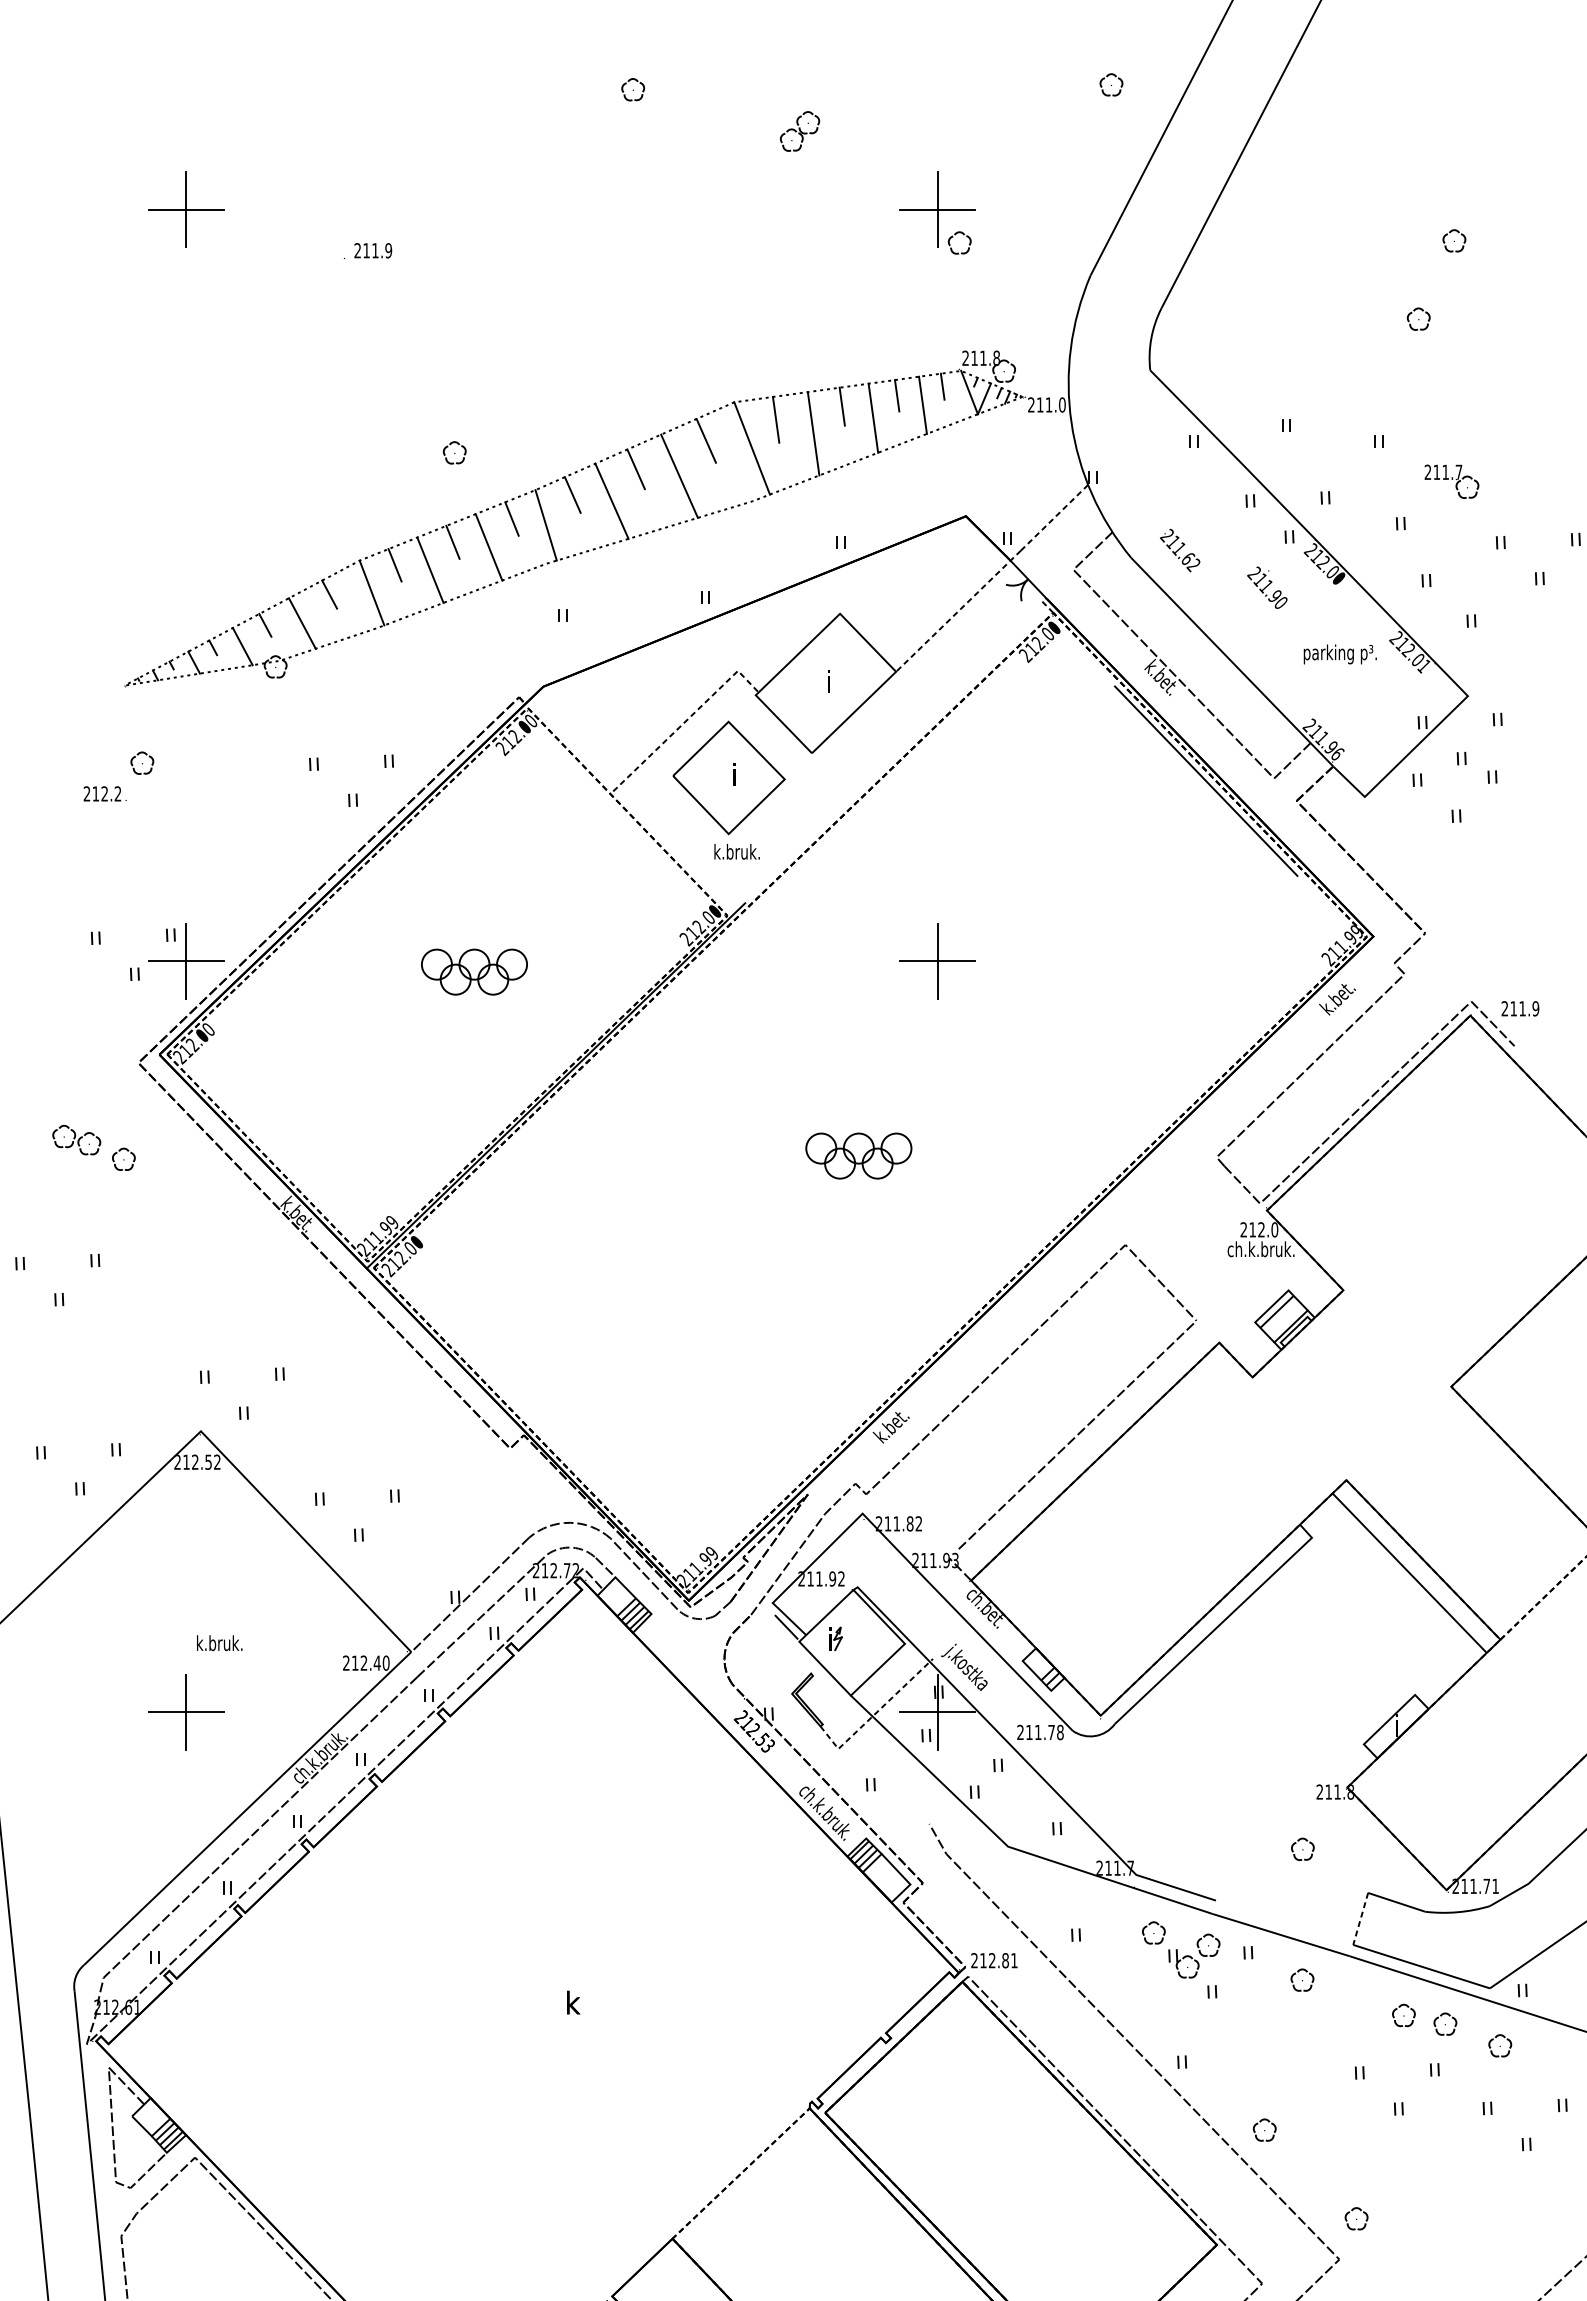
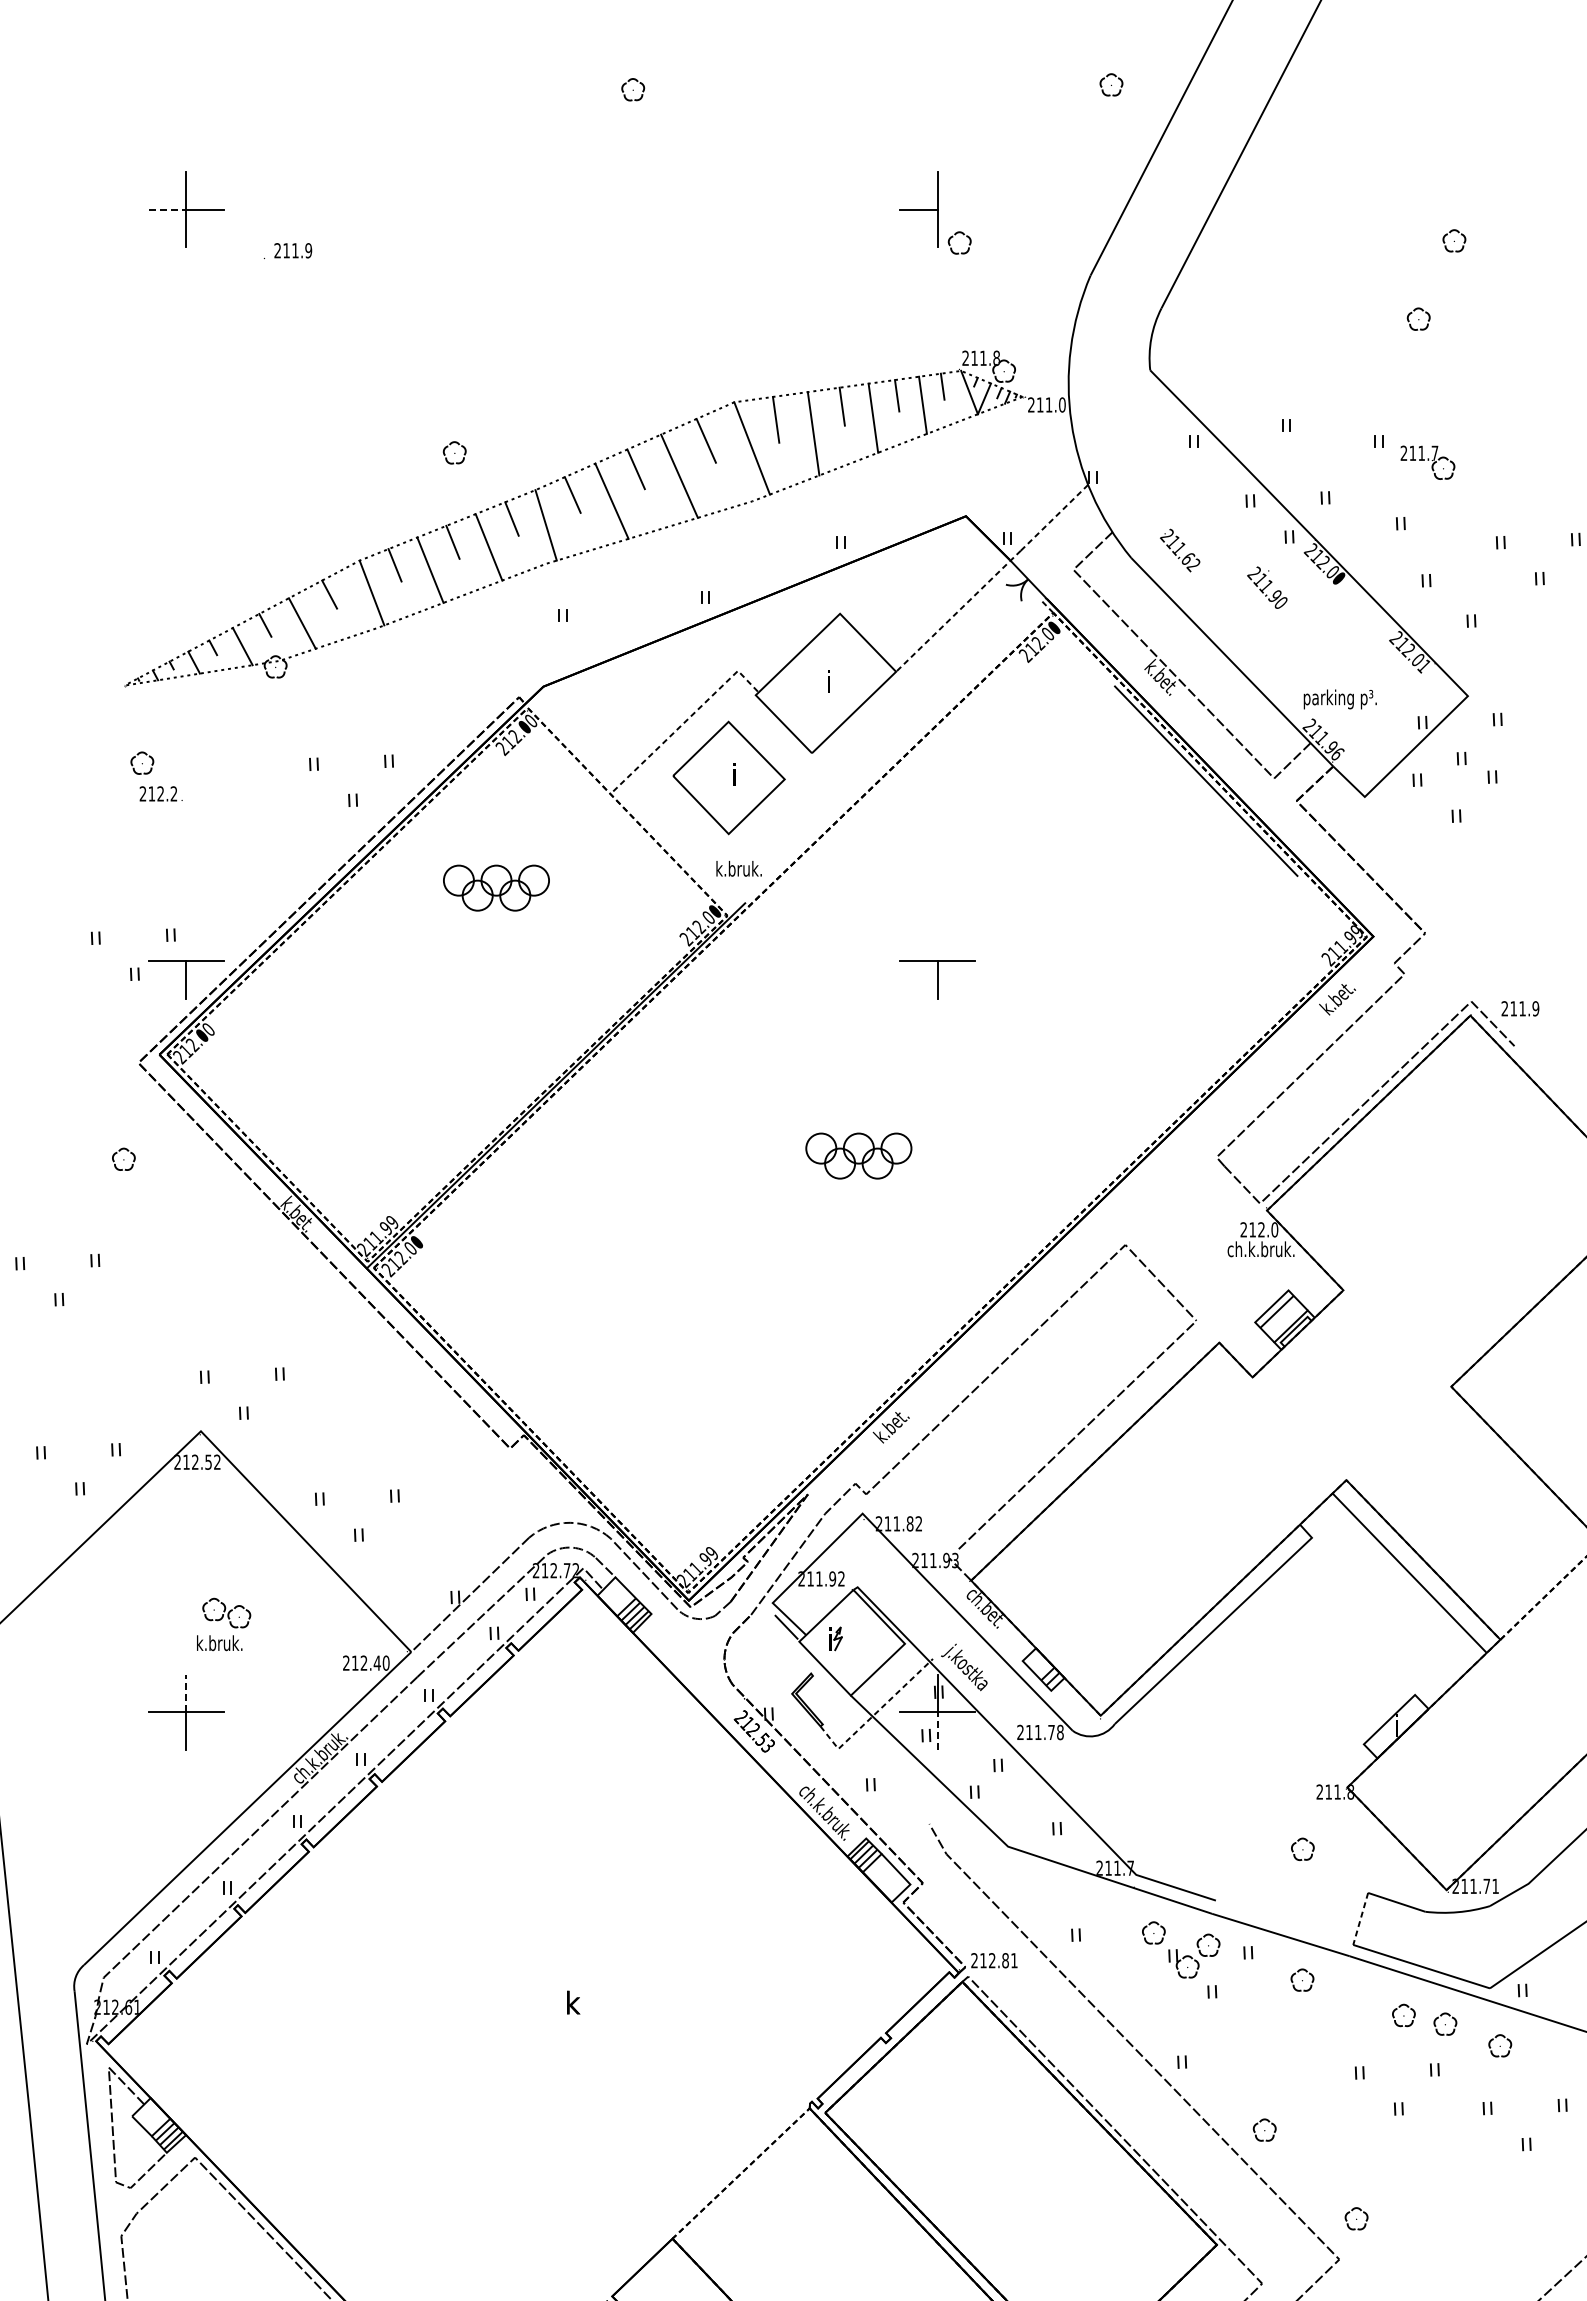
part: present -> none (800, 131)
line: solid -> dashed (167, 209)
line: present -> none (956, 209)
text position: (368, 250) -> (288, 250) (288, 250)
part position: (1451, 481) -> (1427, 462) (1427, 462)
text position: (1339, 654) -> (1339, 699) (1339, 699)
text position: (104, 793) -> (160, 793) (160, 793)
text position: (736, 851) -> (738, 868) (738, 868)
line: present -> none (186, 942)
line: present -> none (937, 942)
part position: (474, 971) -> (496, 887) (496, 887)
part position: (76, 1139) -> (226, 1612) (226, 1612)
line: solid -> dashed (186, 1693)
line: solid -> dashed (937, 1731)
